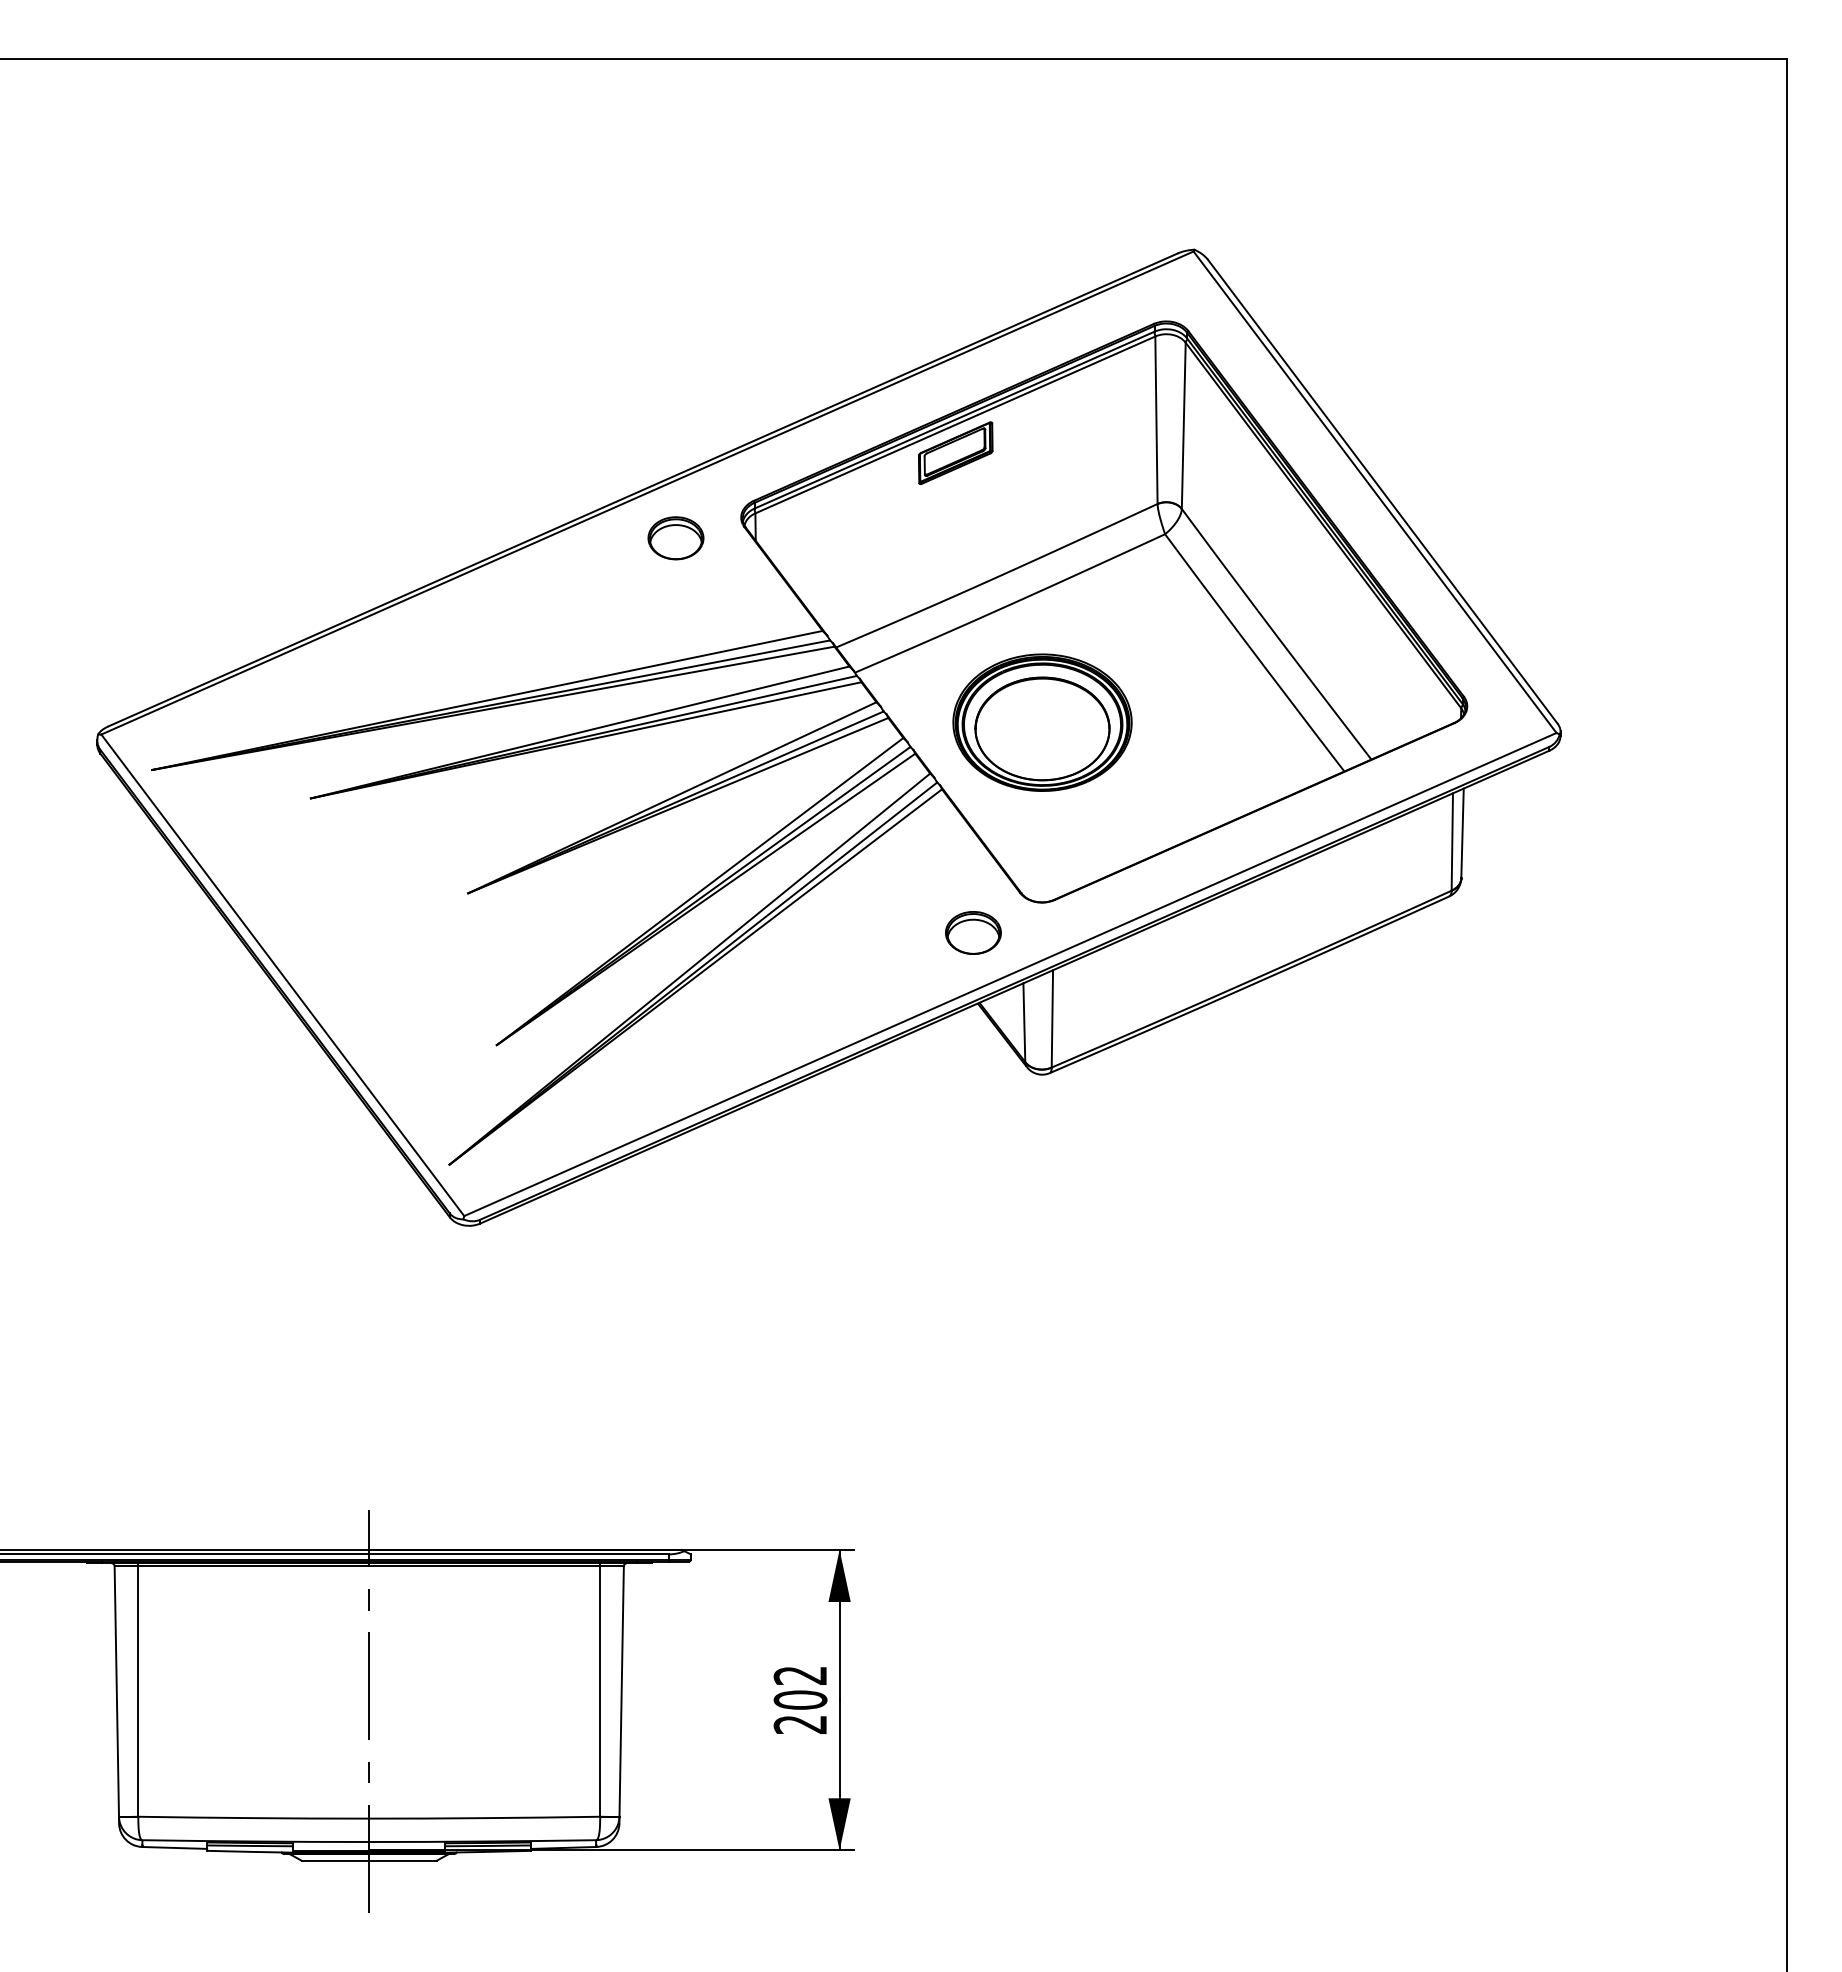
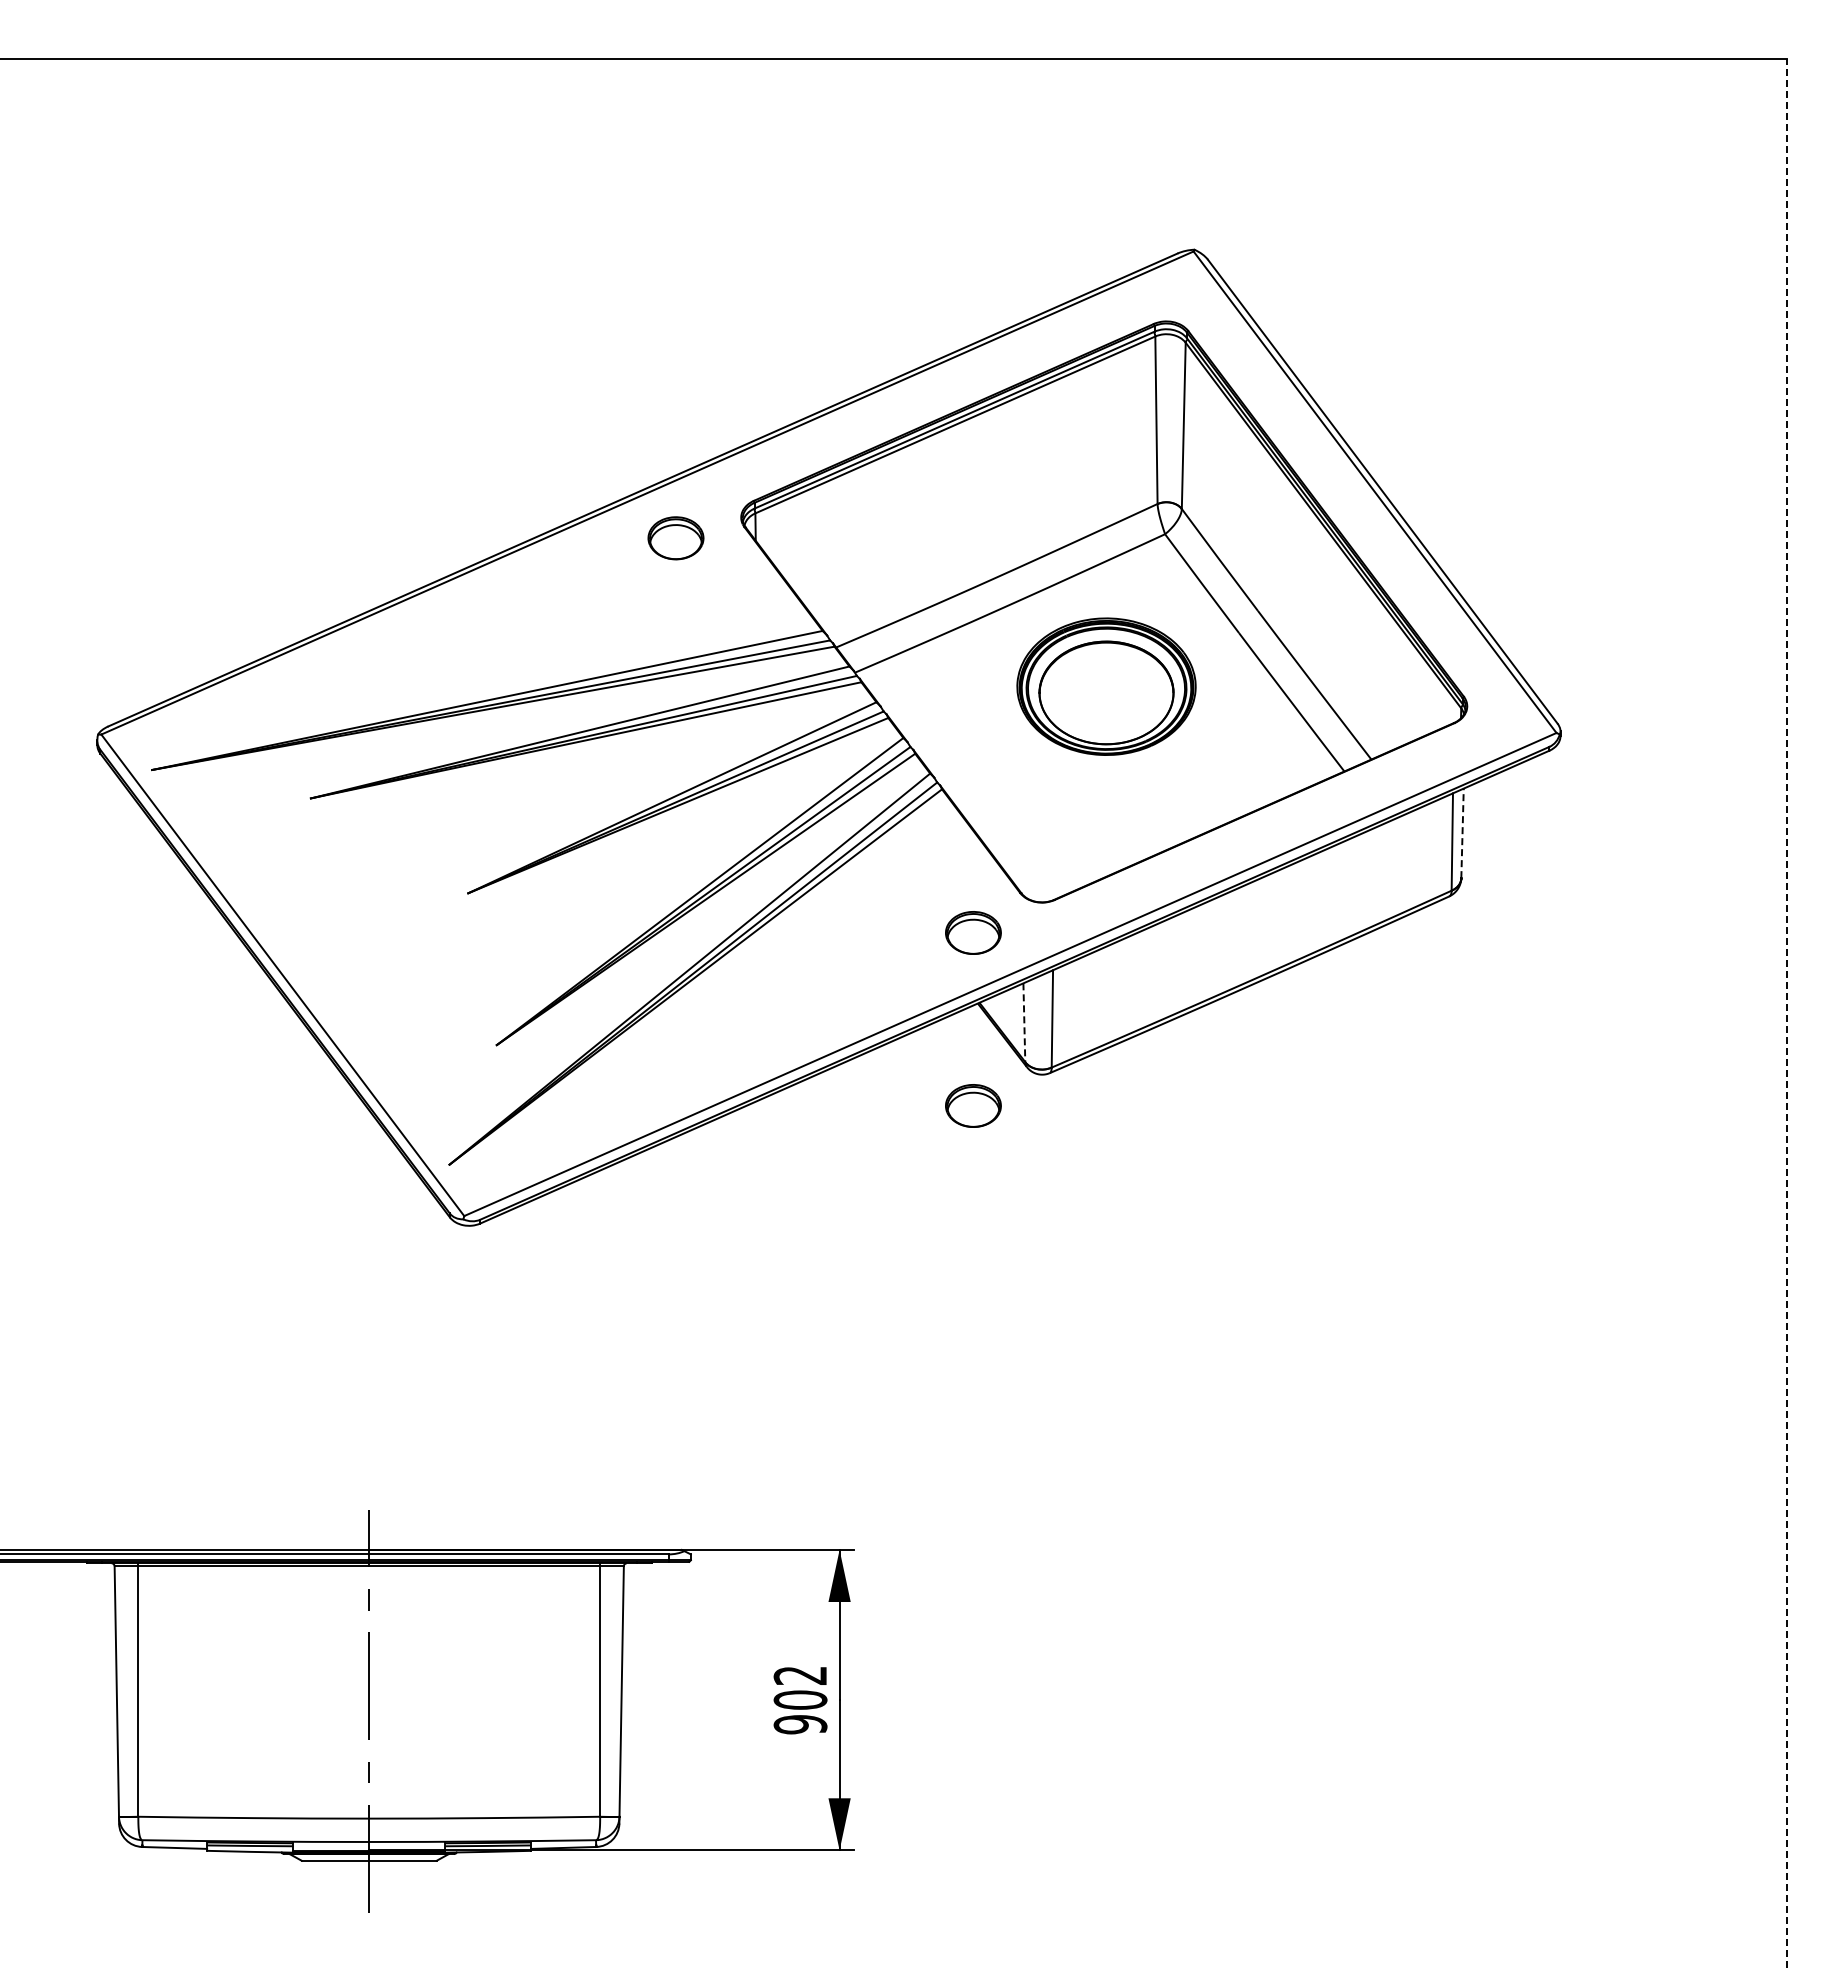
part: present -> none (955, 452)
part position: (1042, 722) -> (1106, 686) (1106, 686)
line: solid -> dashed (1462, 833)
line: solid -> dashed (1786, 1014)
line: solid -> dashed (1024, 1023)
part: none -> present (973, 1105)
text: 202 -> 902 (800, 1724)
